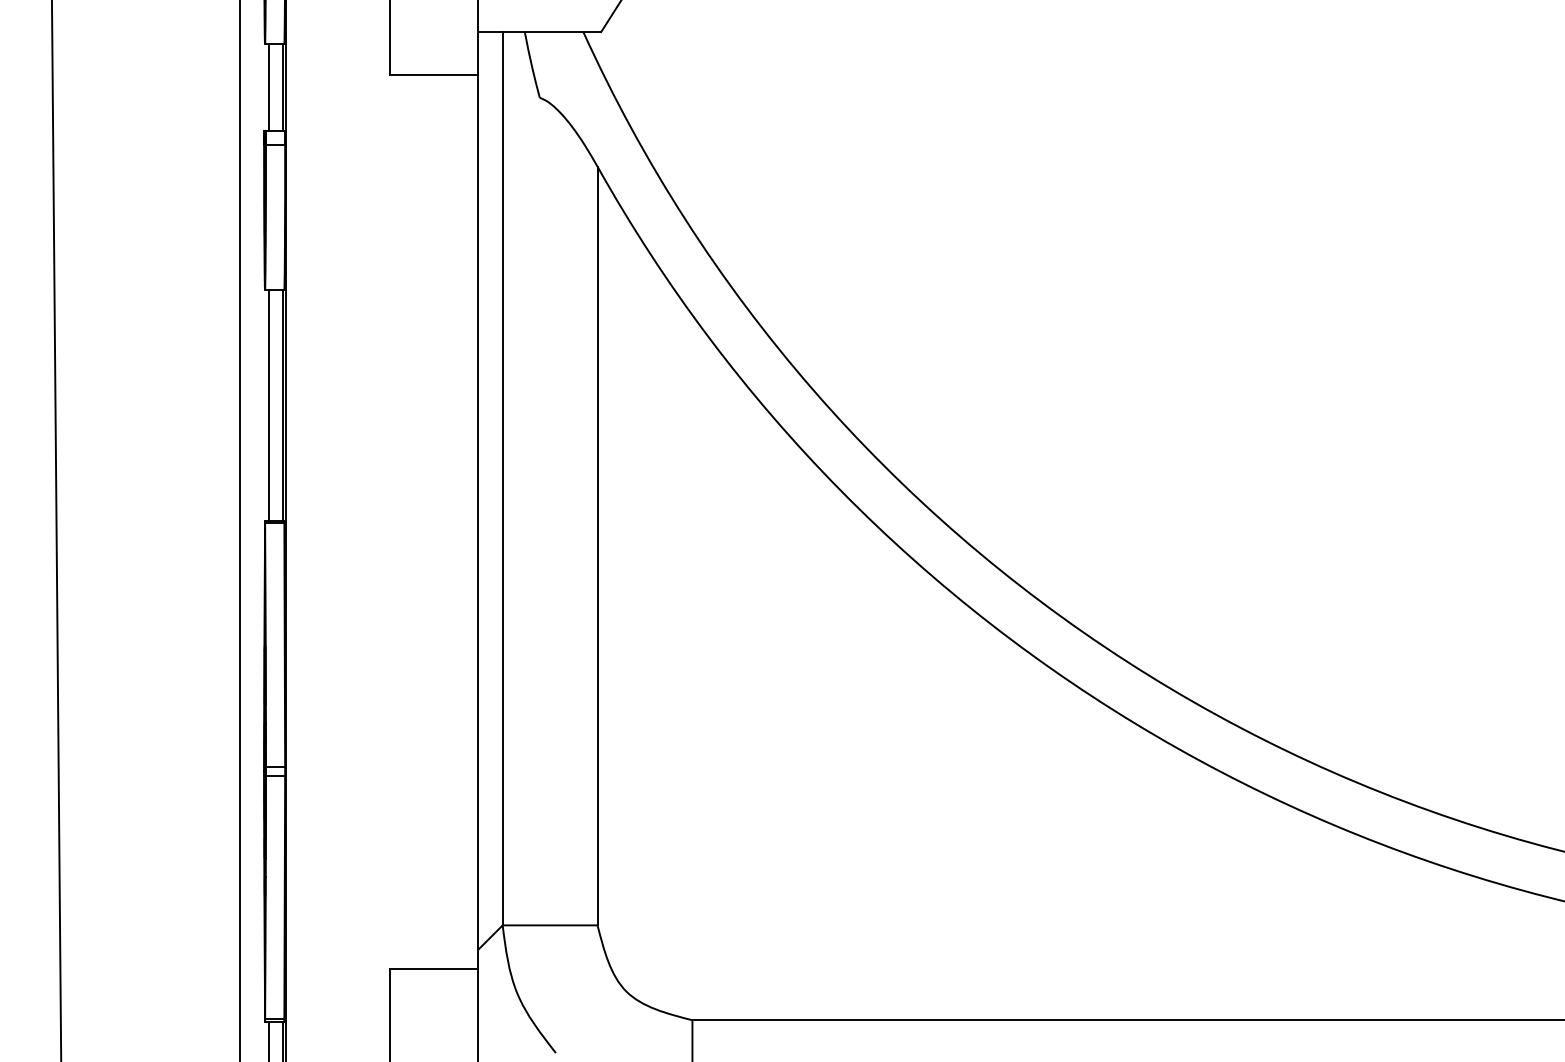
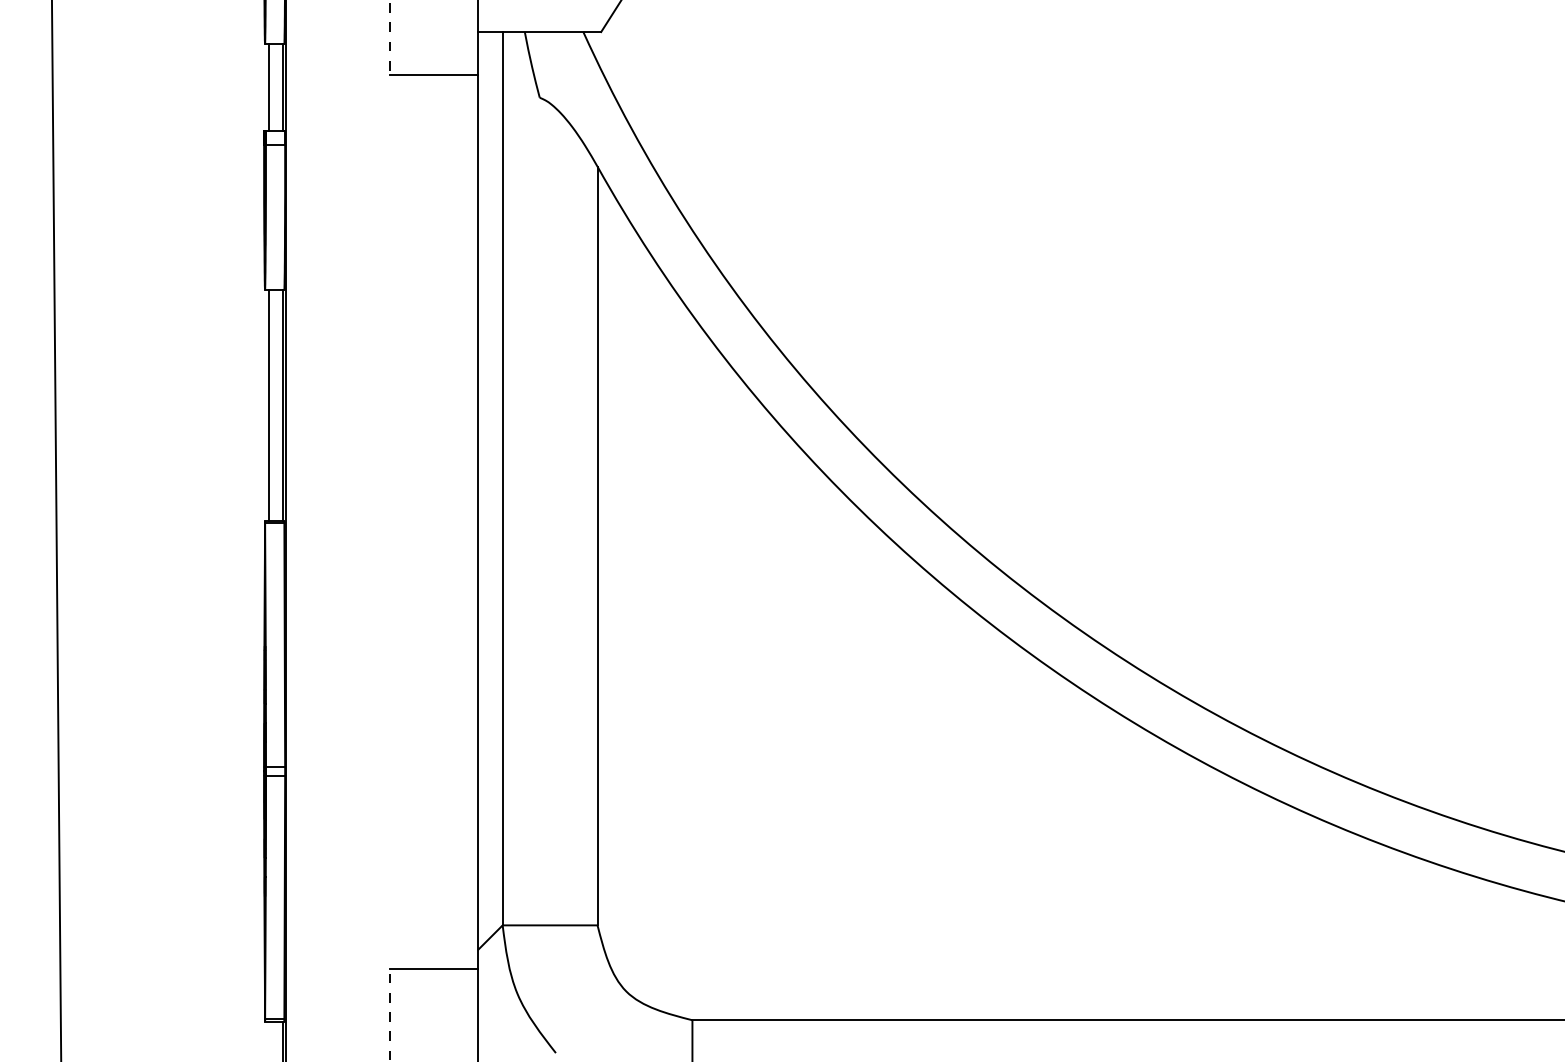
line: solid -> dashed (389, 38)
line: present -> none (239, 530)
line: solid -> dashed (389, 1014)
line: present -> none (268, 1039)
